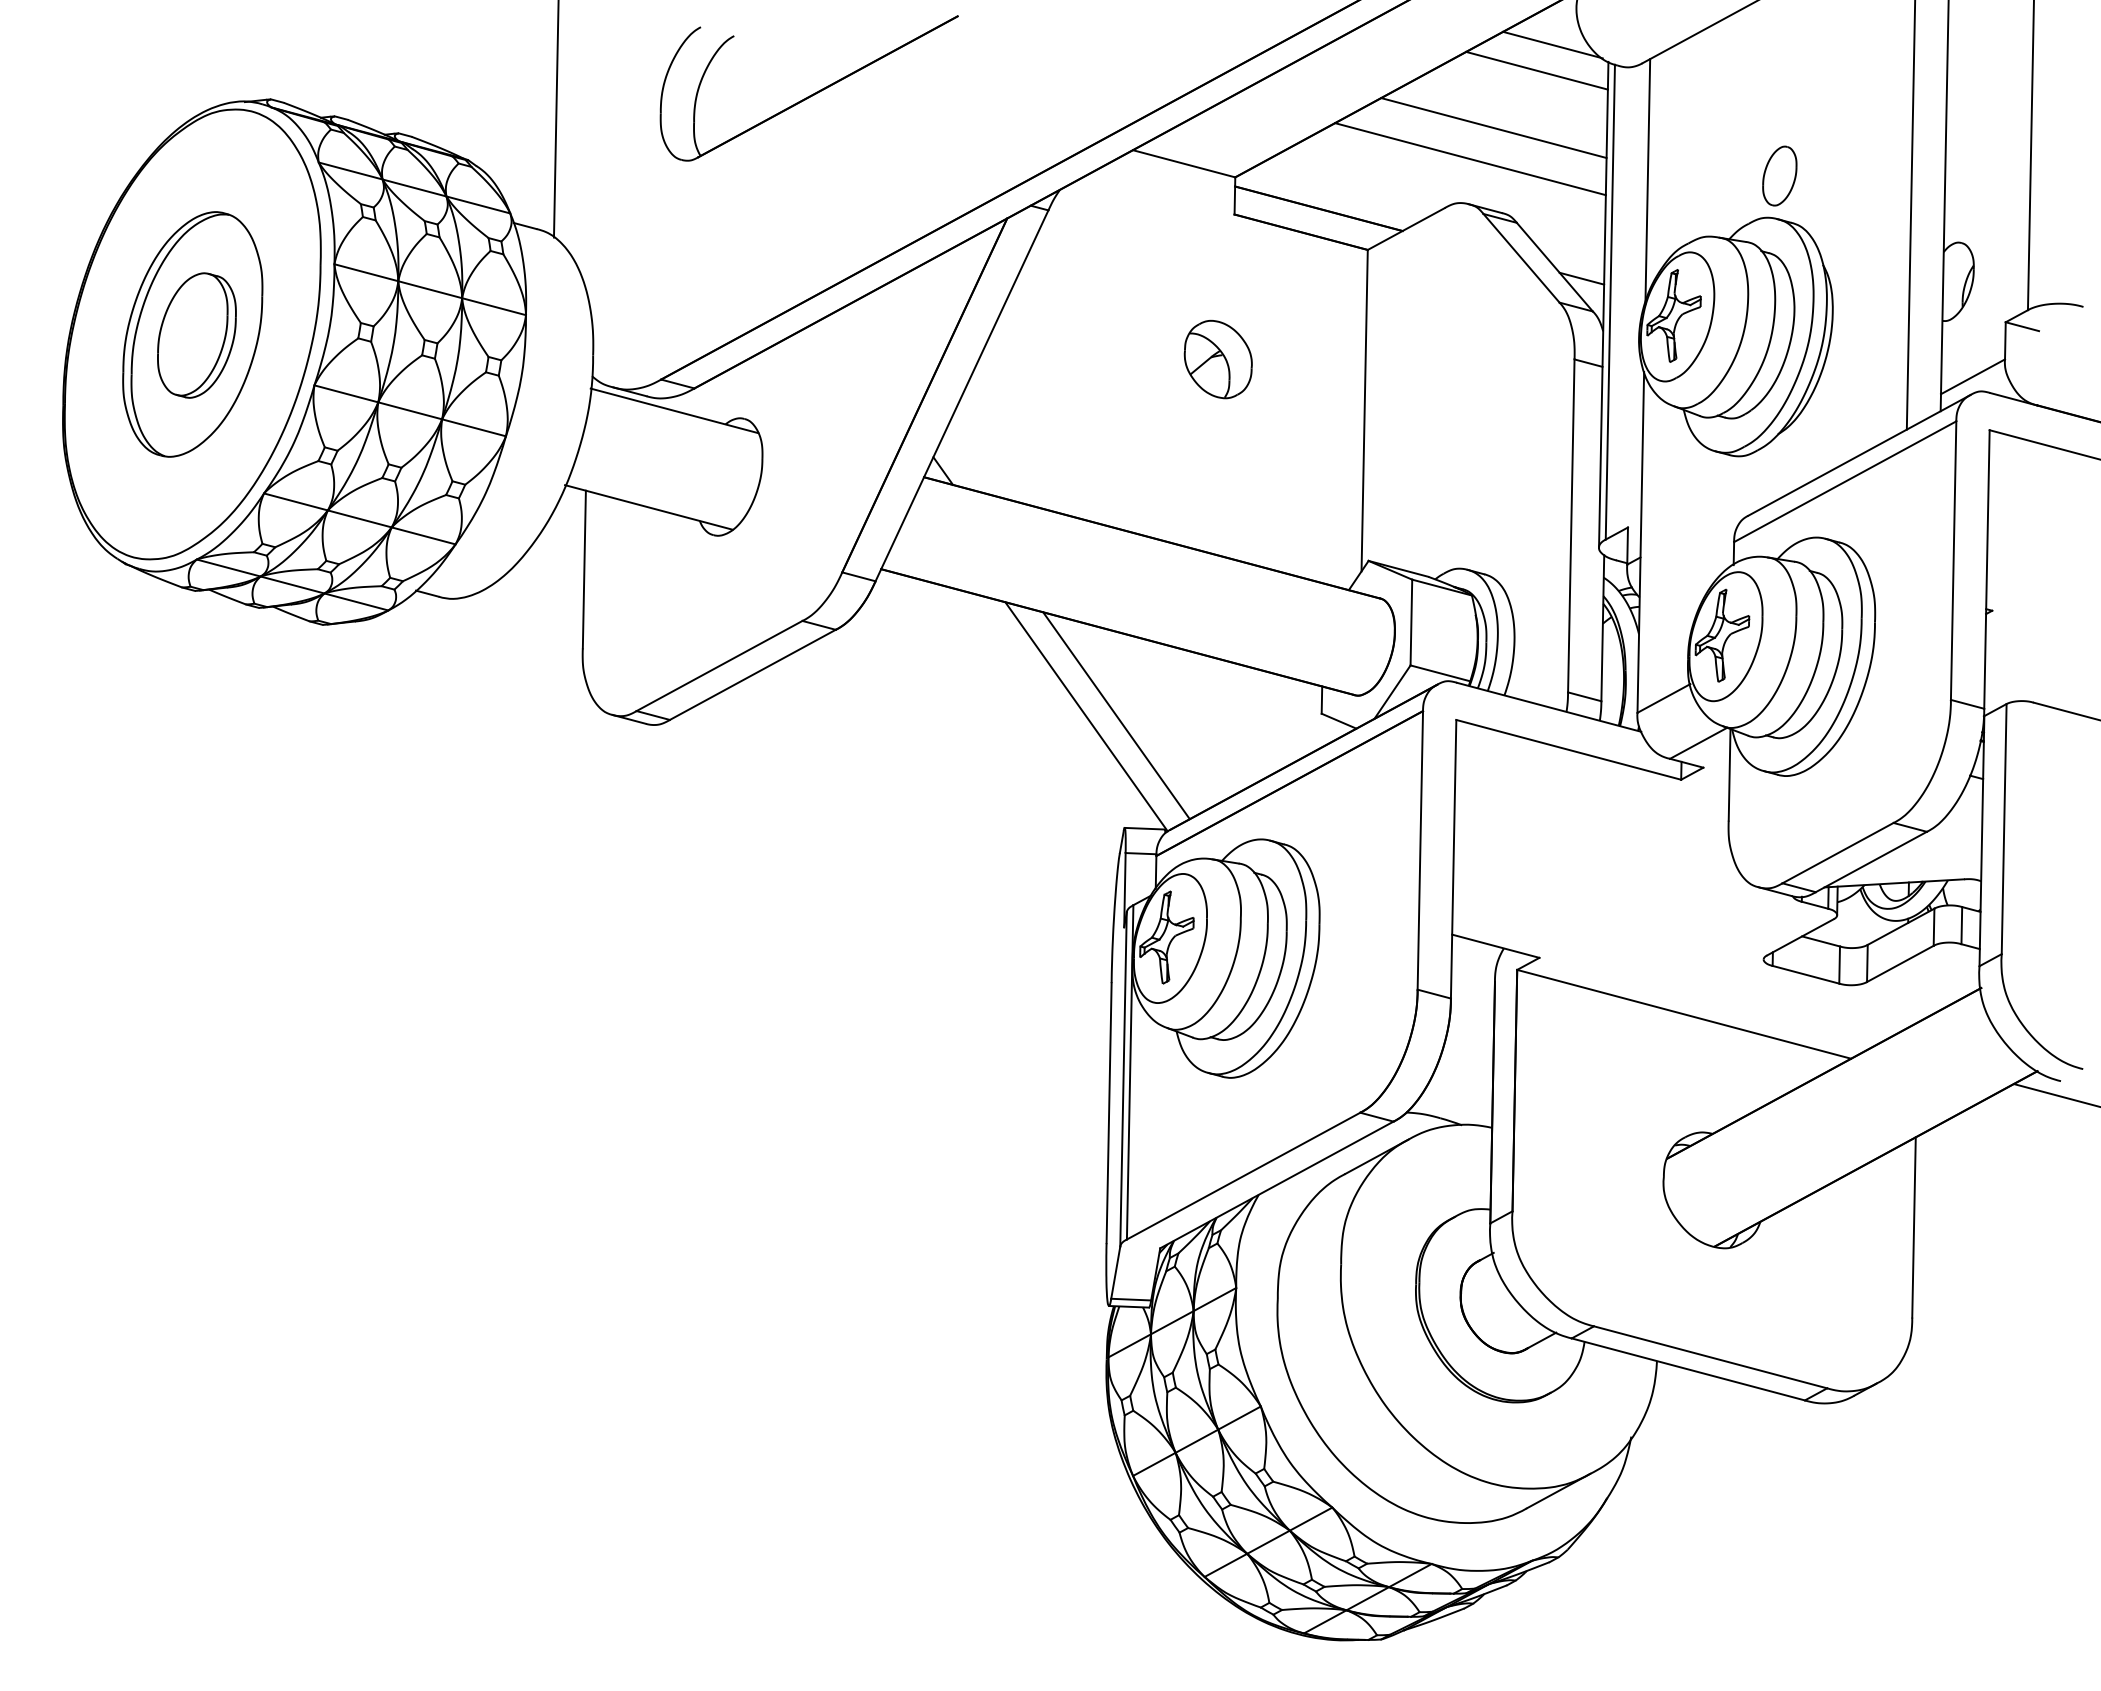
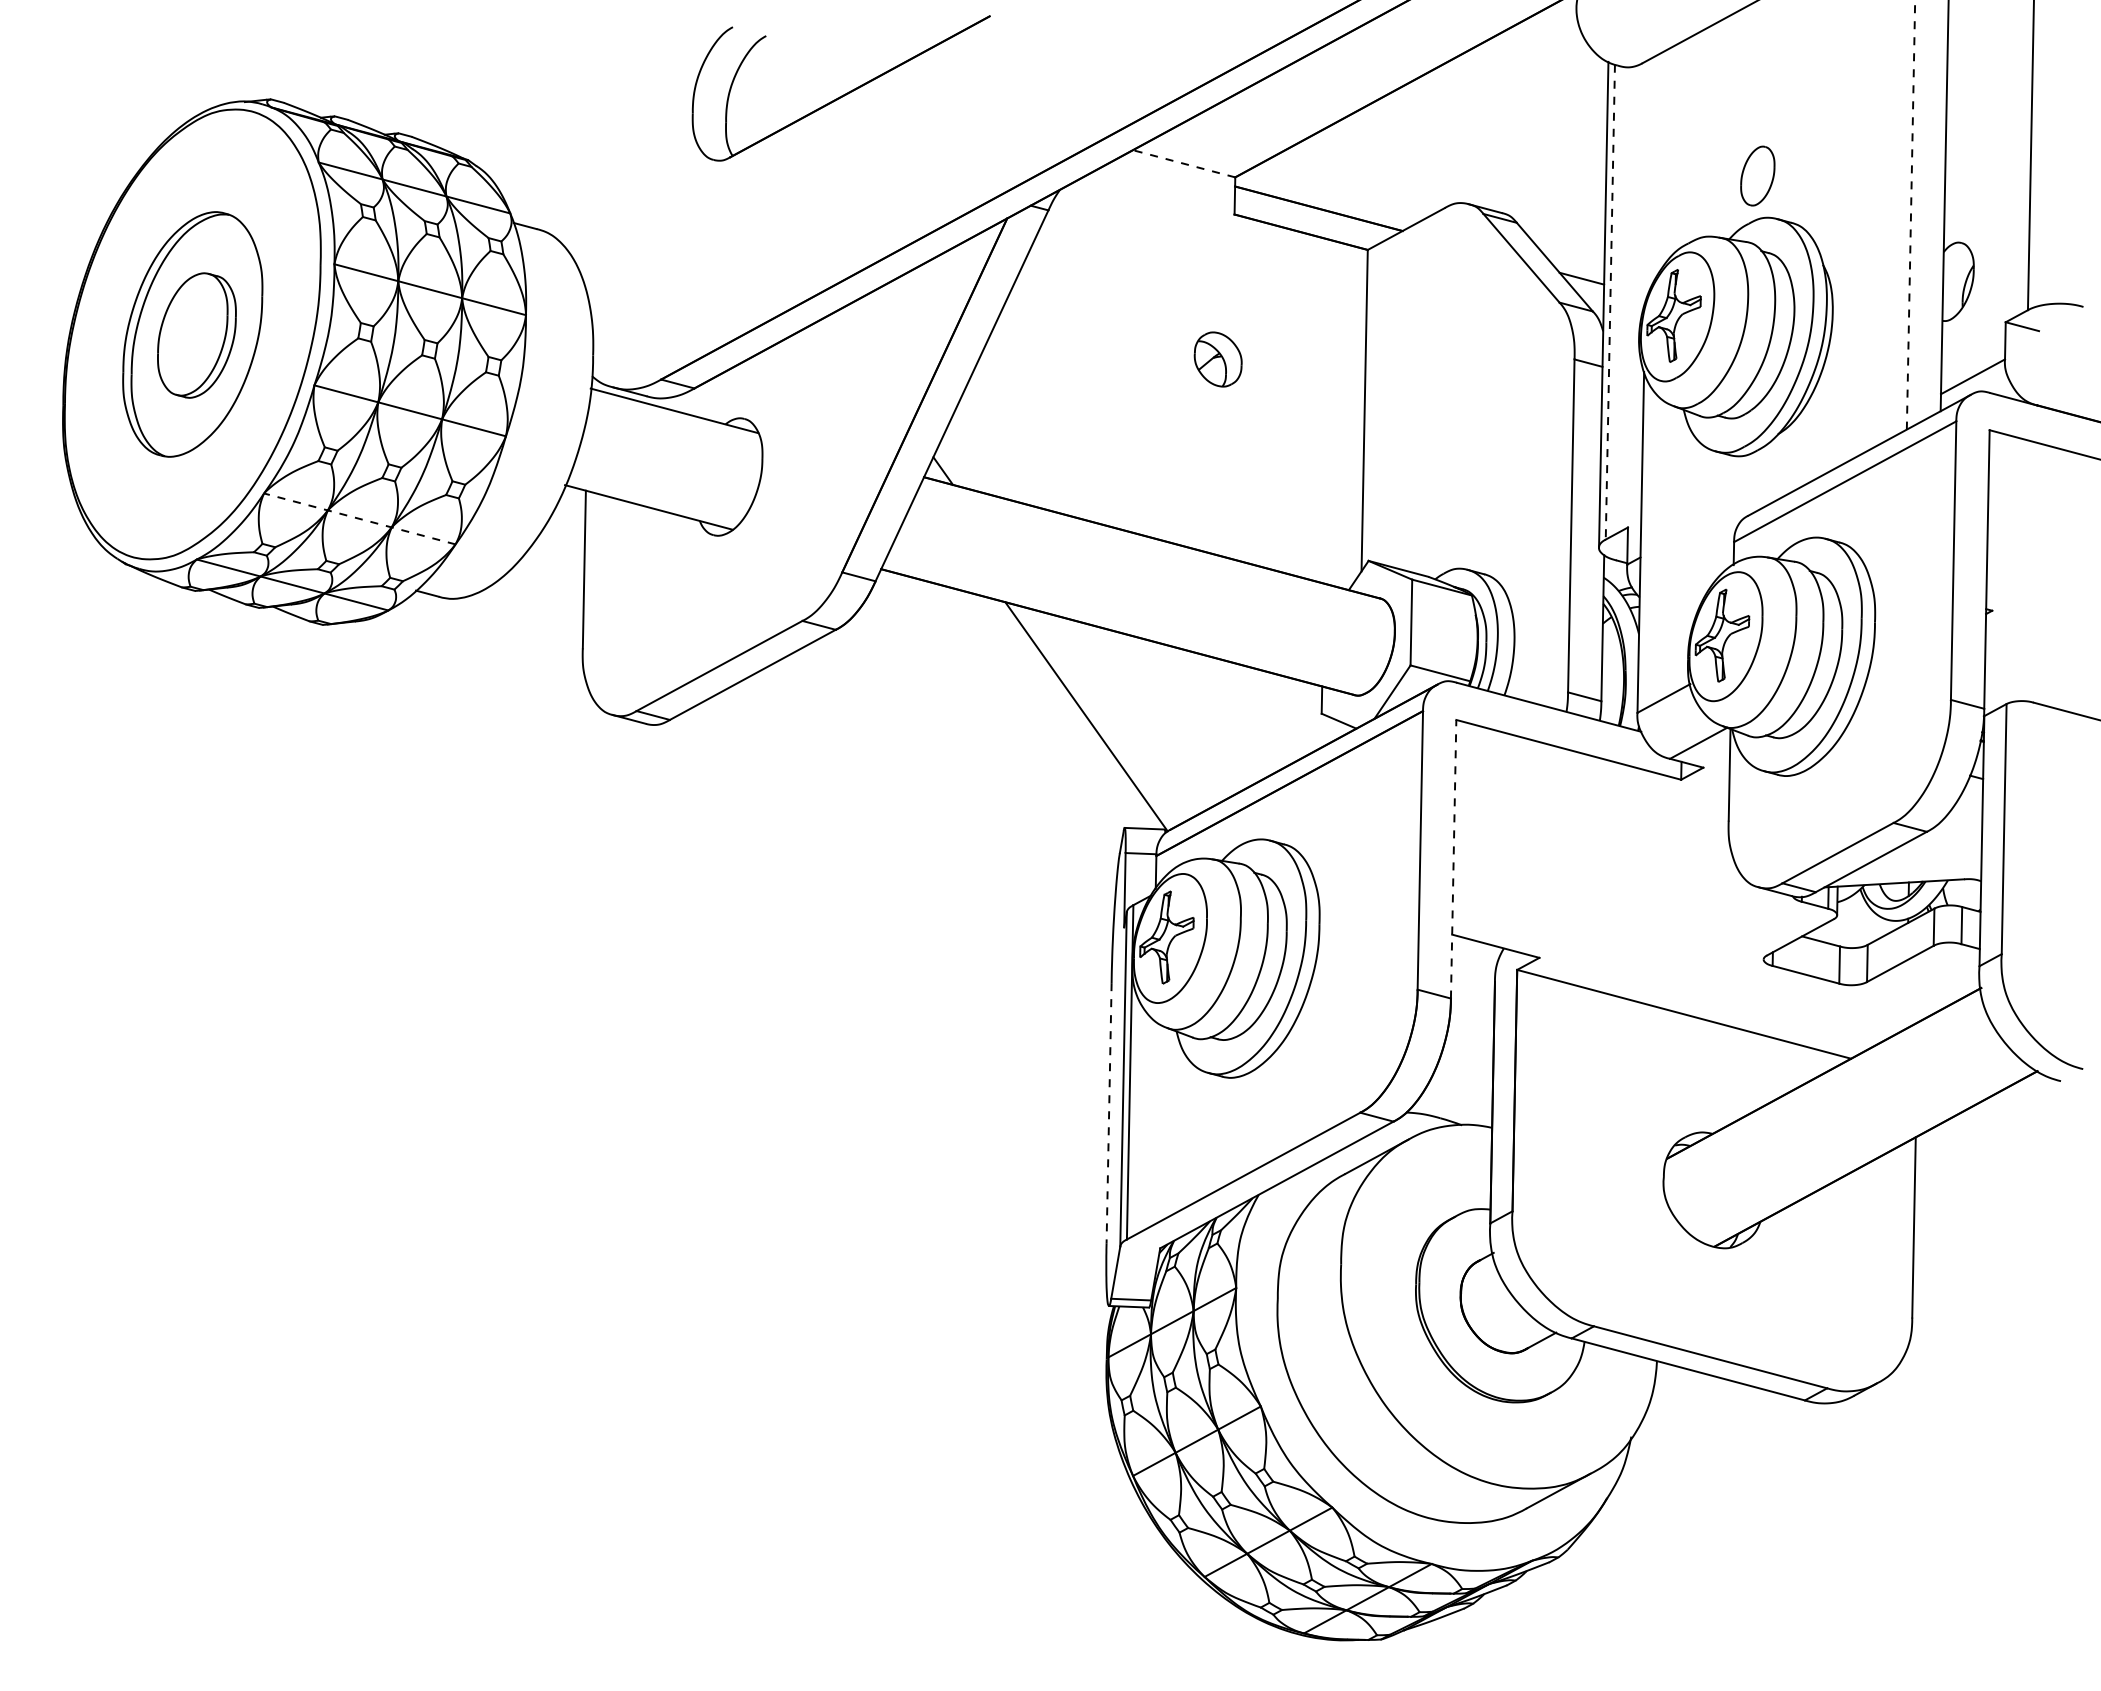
line: present -> none (1552, 44)
line: present -> none (1536, 70)
part position: (811, 94) -> (843, 94) (843, 94)
line: present -> none (555, 119)
line: present -> none (1493, 128)
line: present -> none (1470, 159)
line: solid -> dashed (1184, 163)
part position: (1779, 175) -> (1757, 175) (1757, 175)
line: present -> none (1647, 181)
line: solid -> dashed (1911, 214)
line: solid -> dashed (1610, 302)
part size: 70x81 px -> 50x57 px (1217, 359)
line: solid -> dashed (359, 518)
line: present -> none (1116, 715)
line: solid -> dashed (1453, 858)
line: present -> none (2055, 1095)
line: solid -> dashed (1109, 1113)
